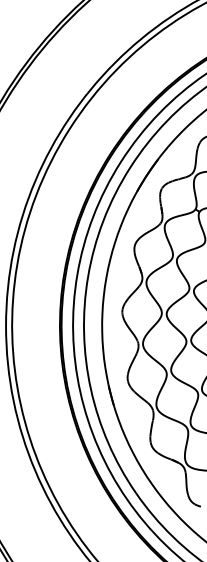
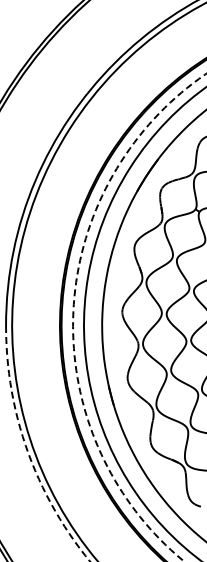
arc: solid -> dashed (73, 311)
arc: solid -> dashed (28, 452)
